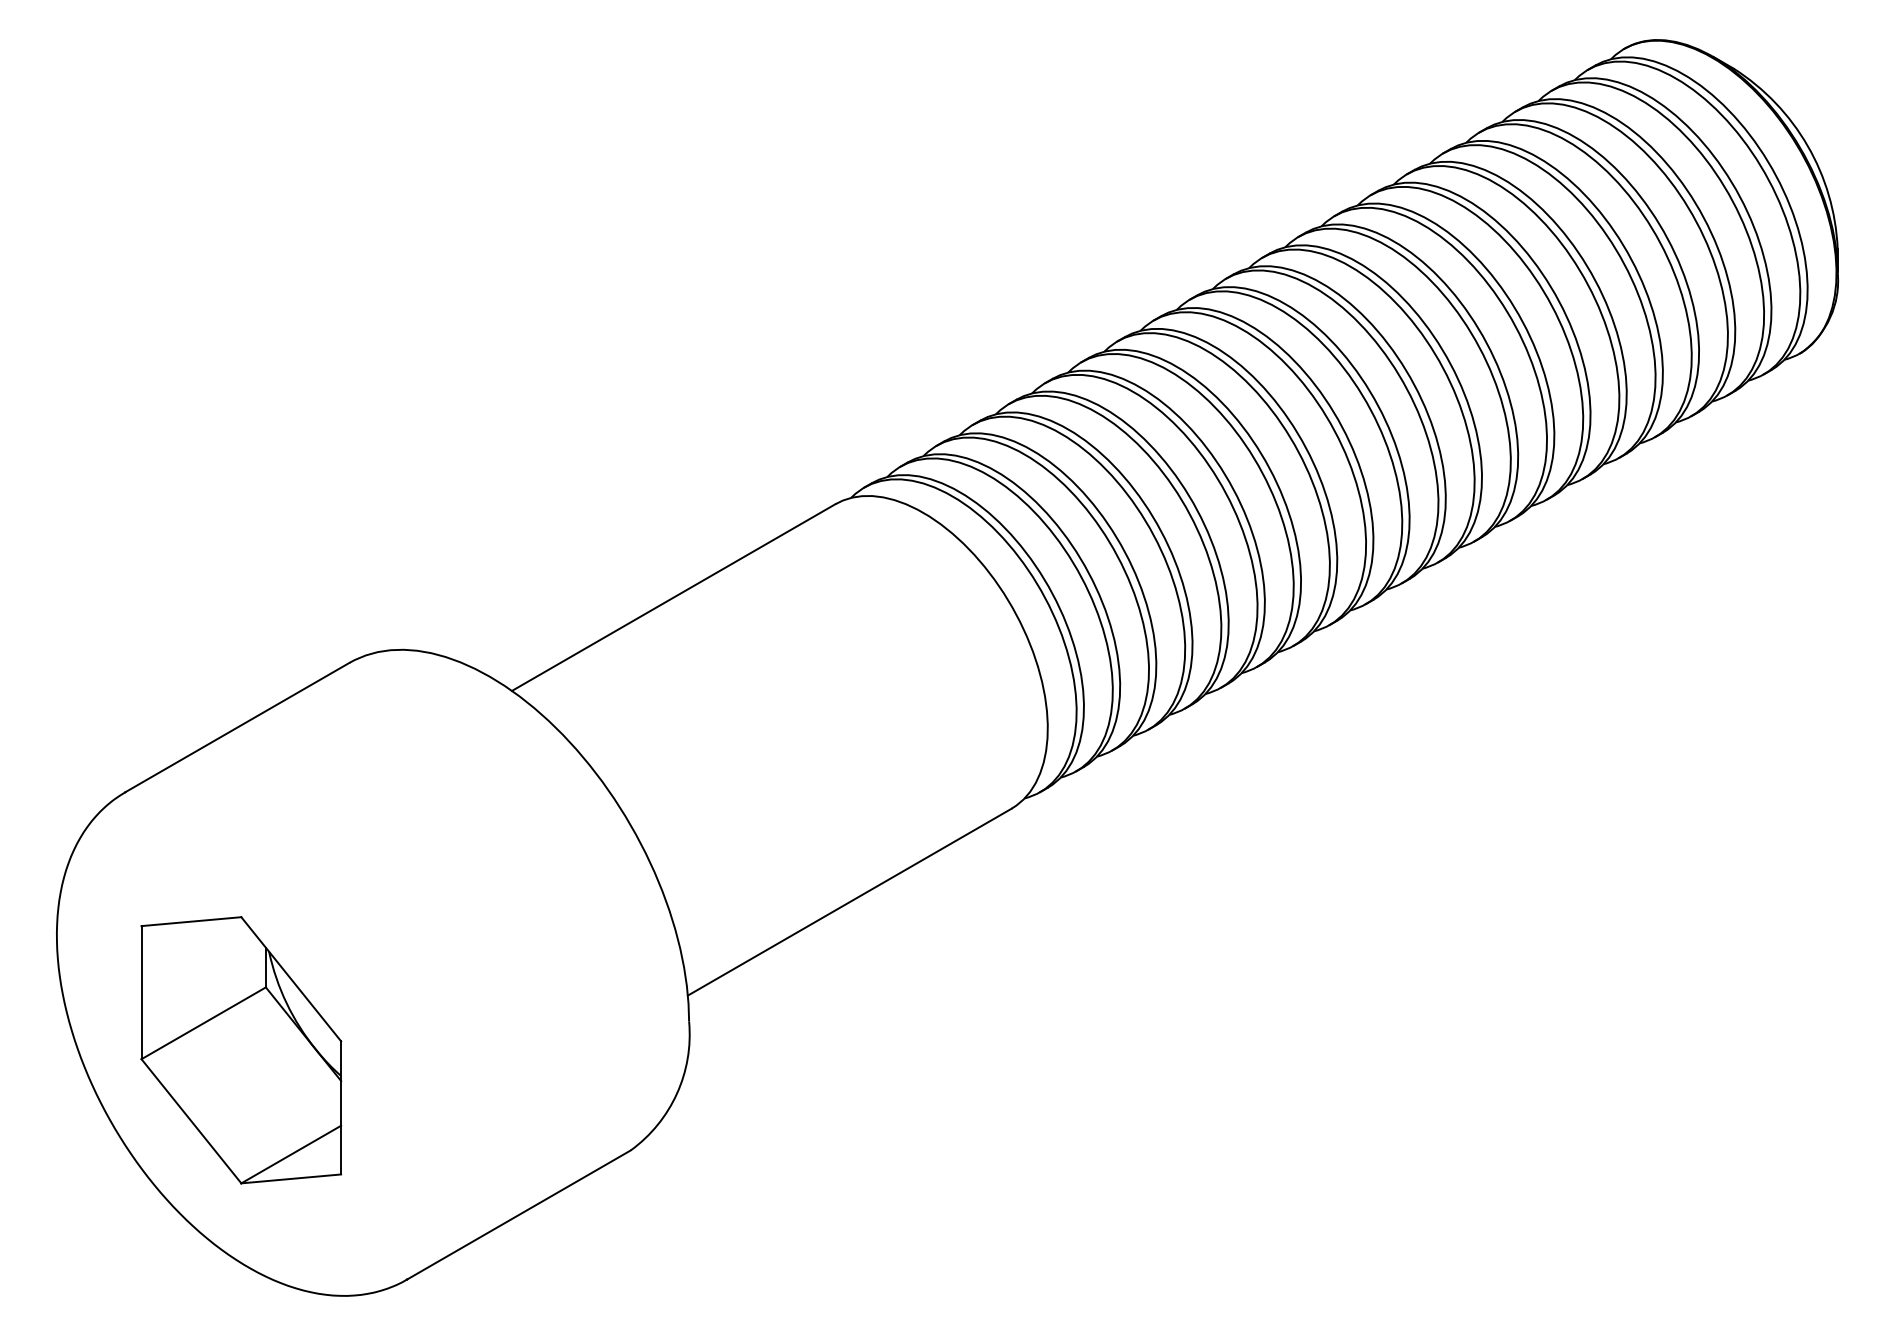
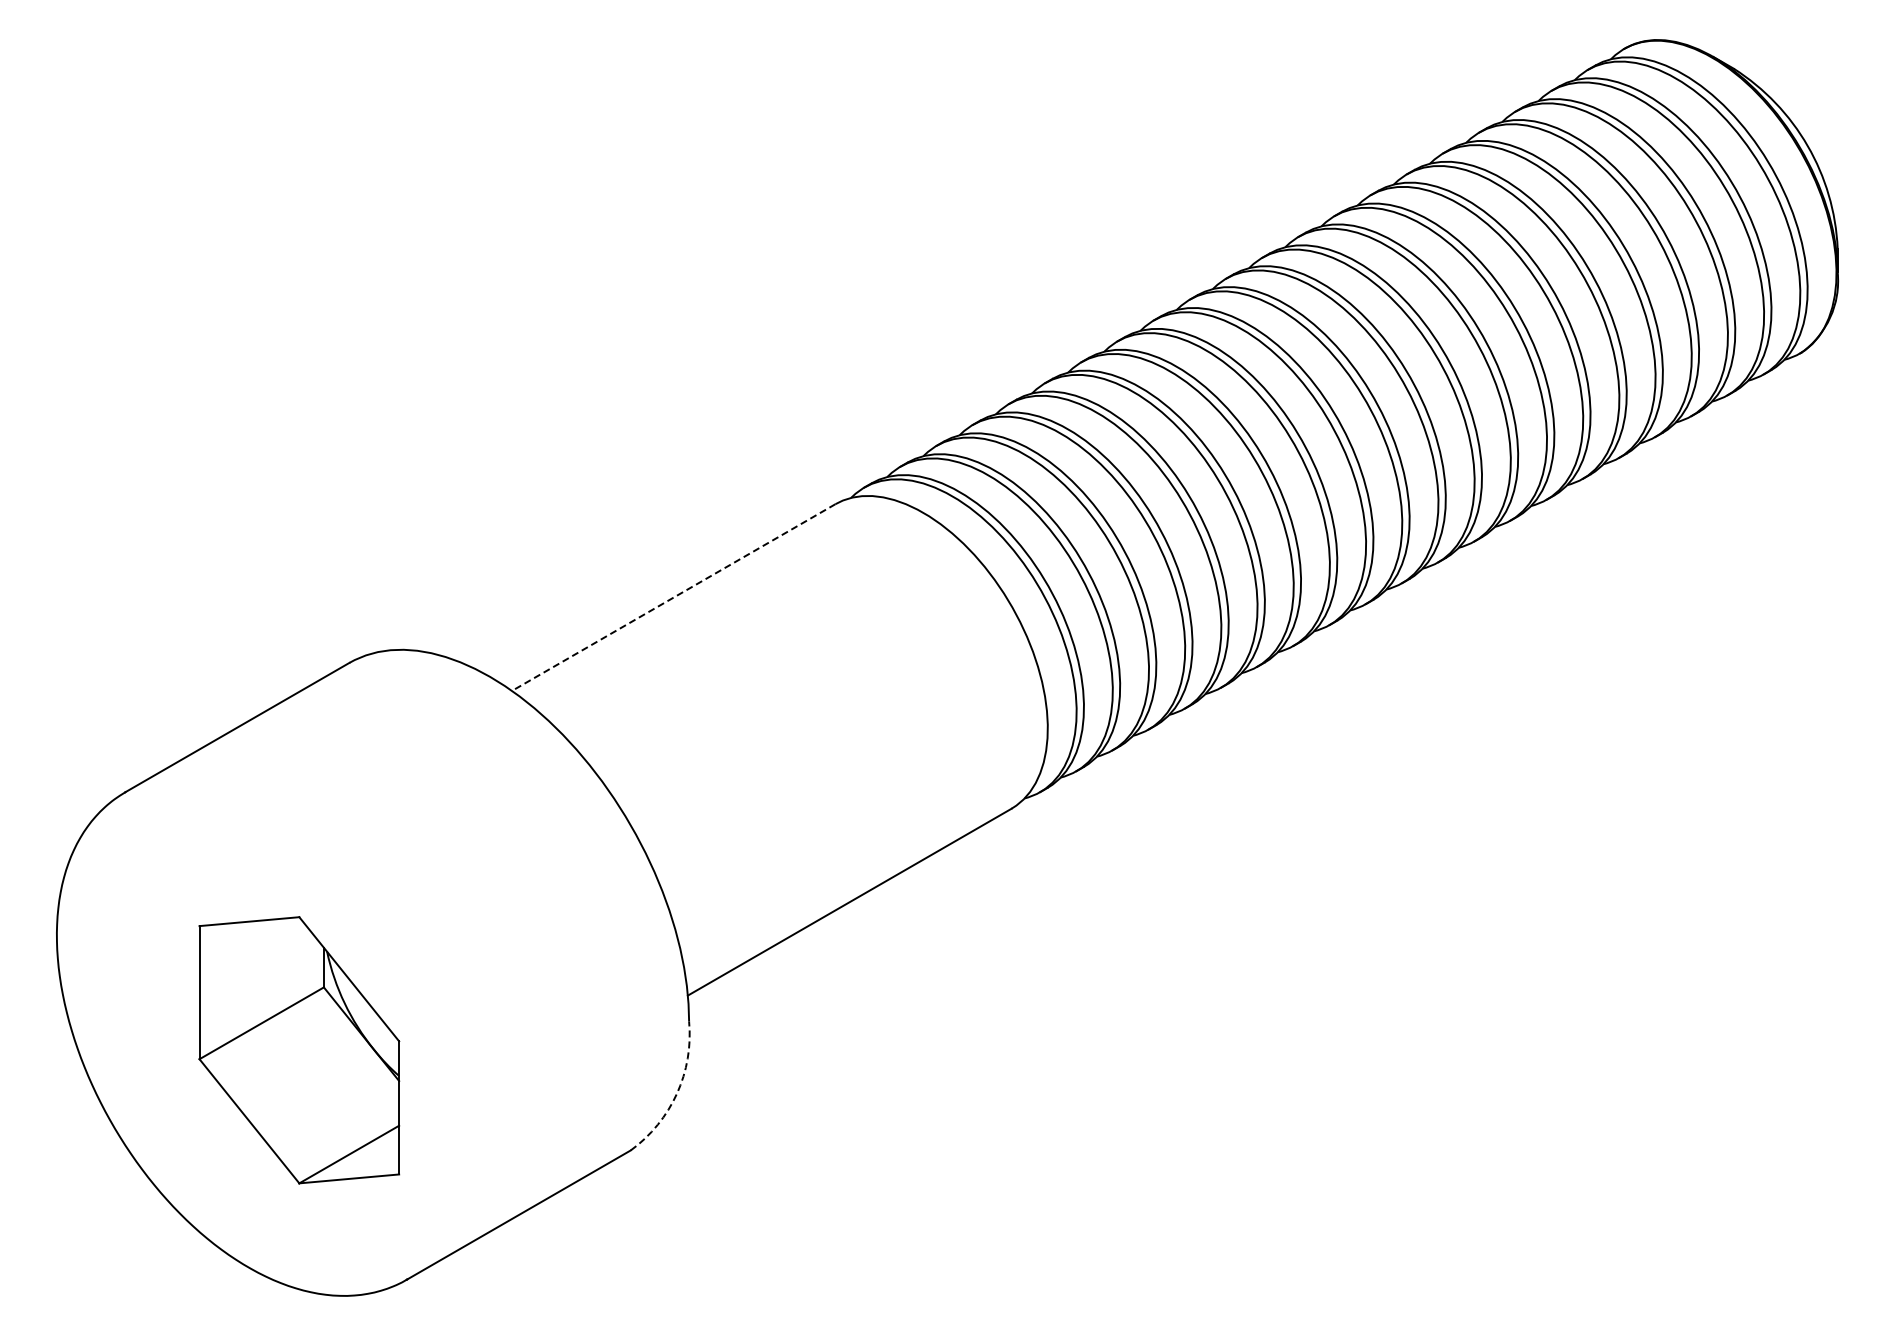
line: solid -> dashed (673, 597)
part position: (241, 1050) -> (299, 1050) (299, 1050)
arc: solid -> dashed (677, 1093)
